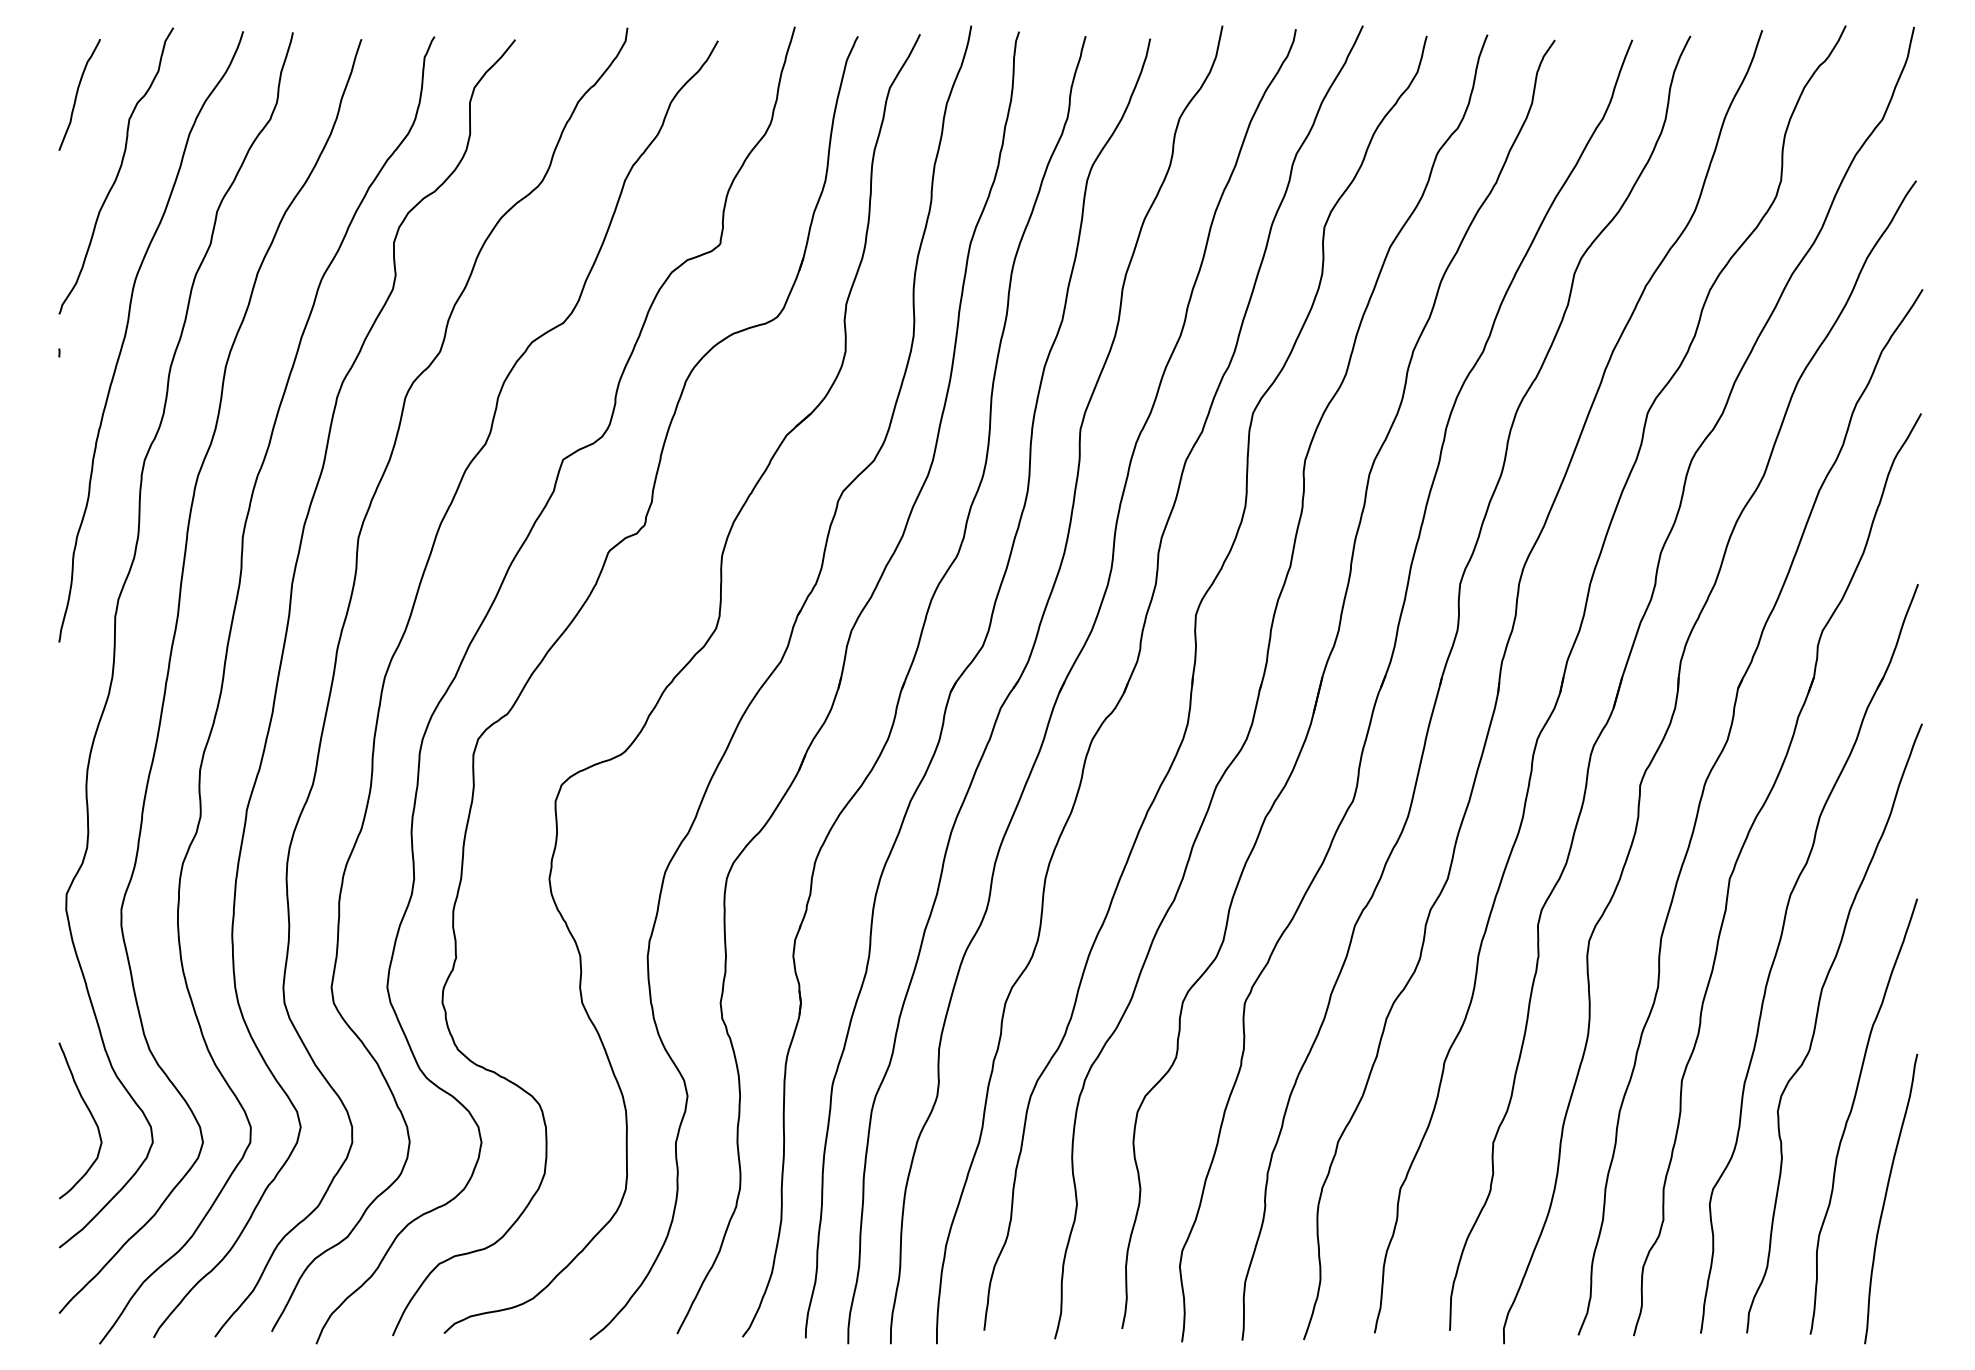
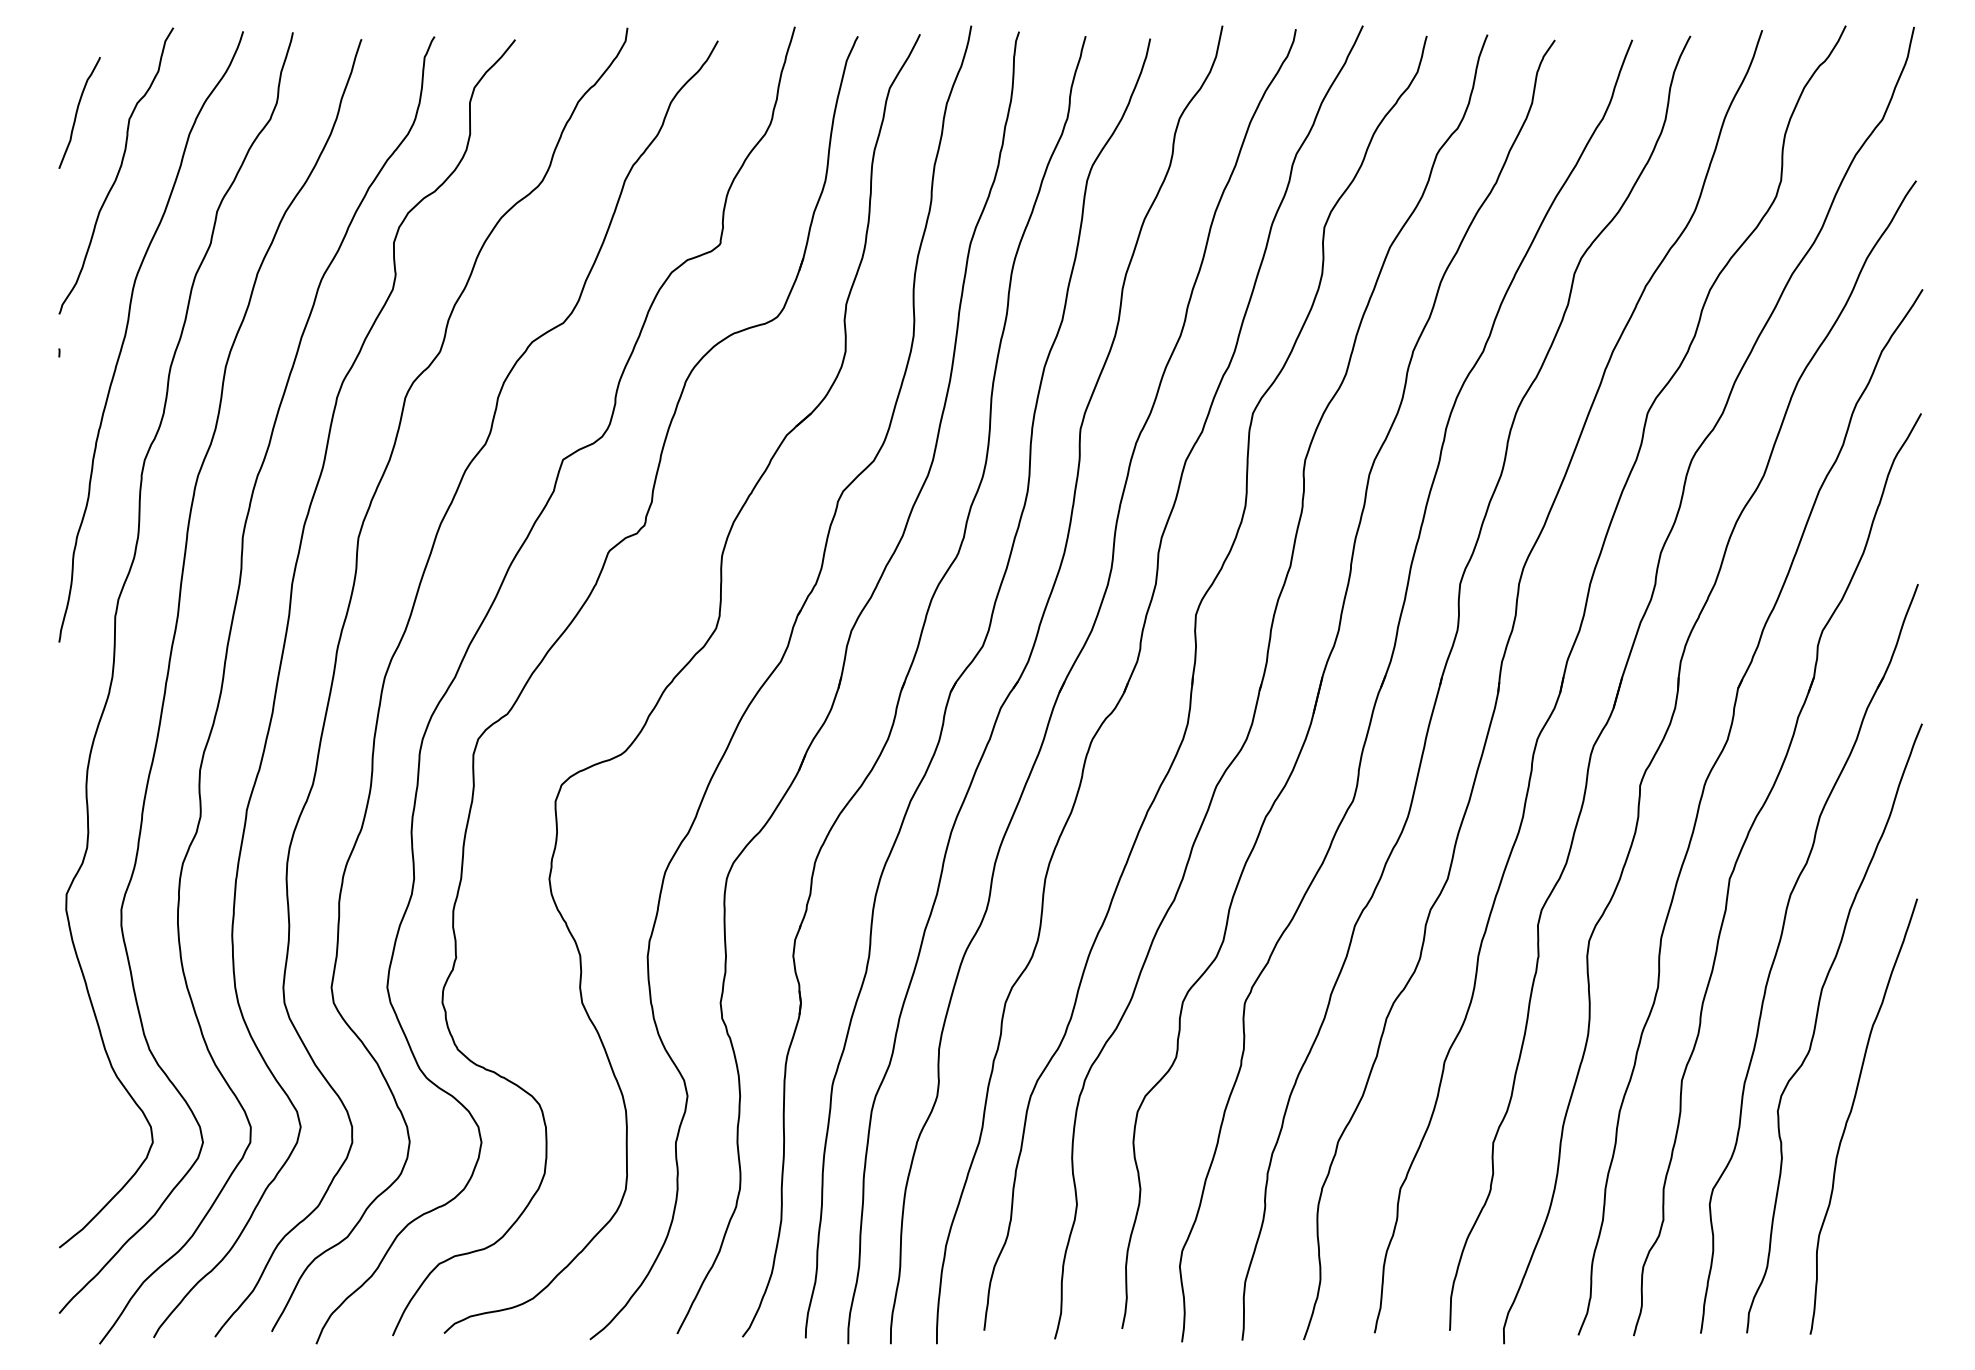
curve position: (77, 94) -> (77, 112) (77, 112)
curve: present -> none (90, 1114)
curve: present -> none (1886, 1197)
